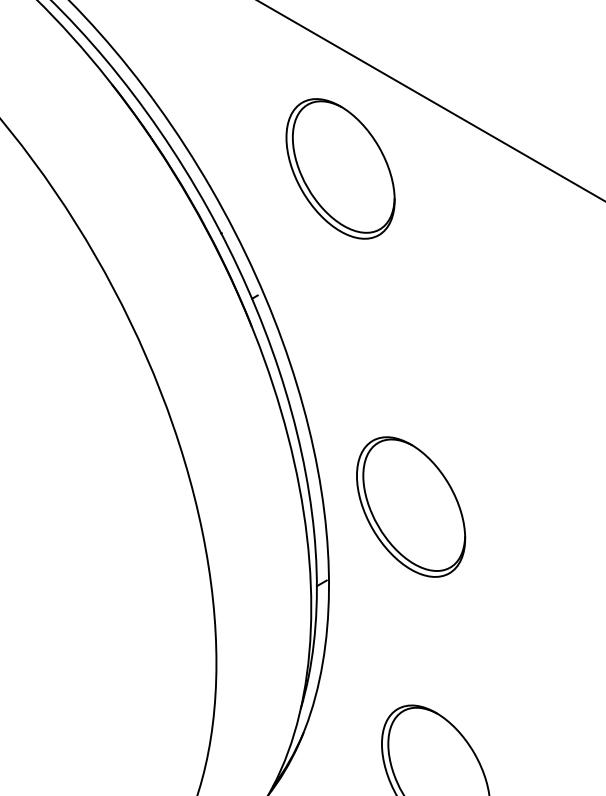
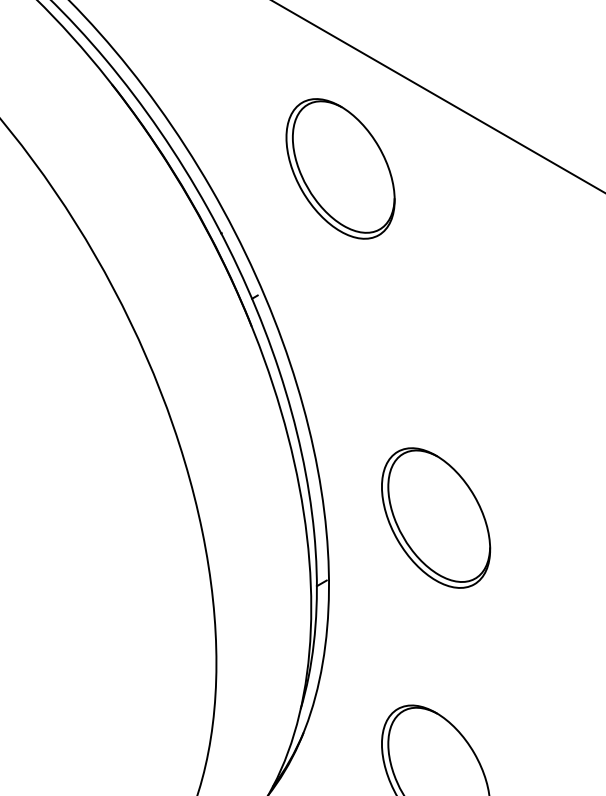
line position: (431, 100) -> (438, 96) (438, 96)
part position: (411, 506) -> (436, 517) (436, 517)
